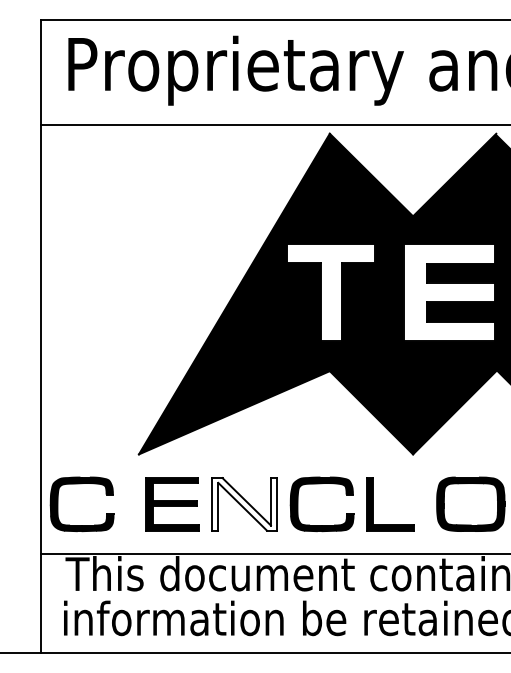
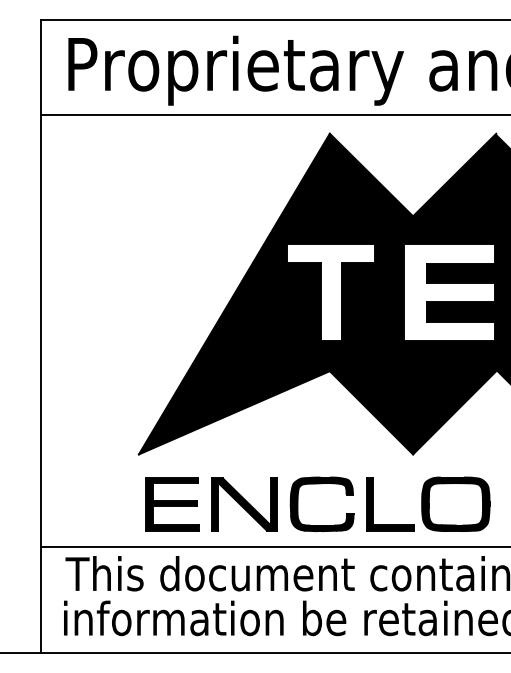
line position: (273, 125) -> (273, 115) (273, 115)
part: present -> none (81, 484)
part position: (470, 503) -> (455, 503) (455, 503)
fill: none -> present (244, 504)
line position: (273, 554) -> (273, 547) (273, 547)
